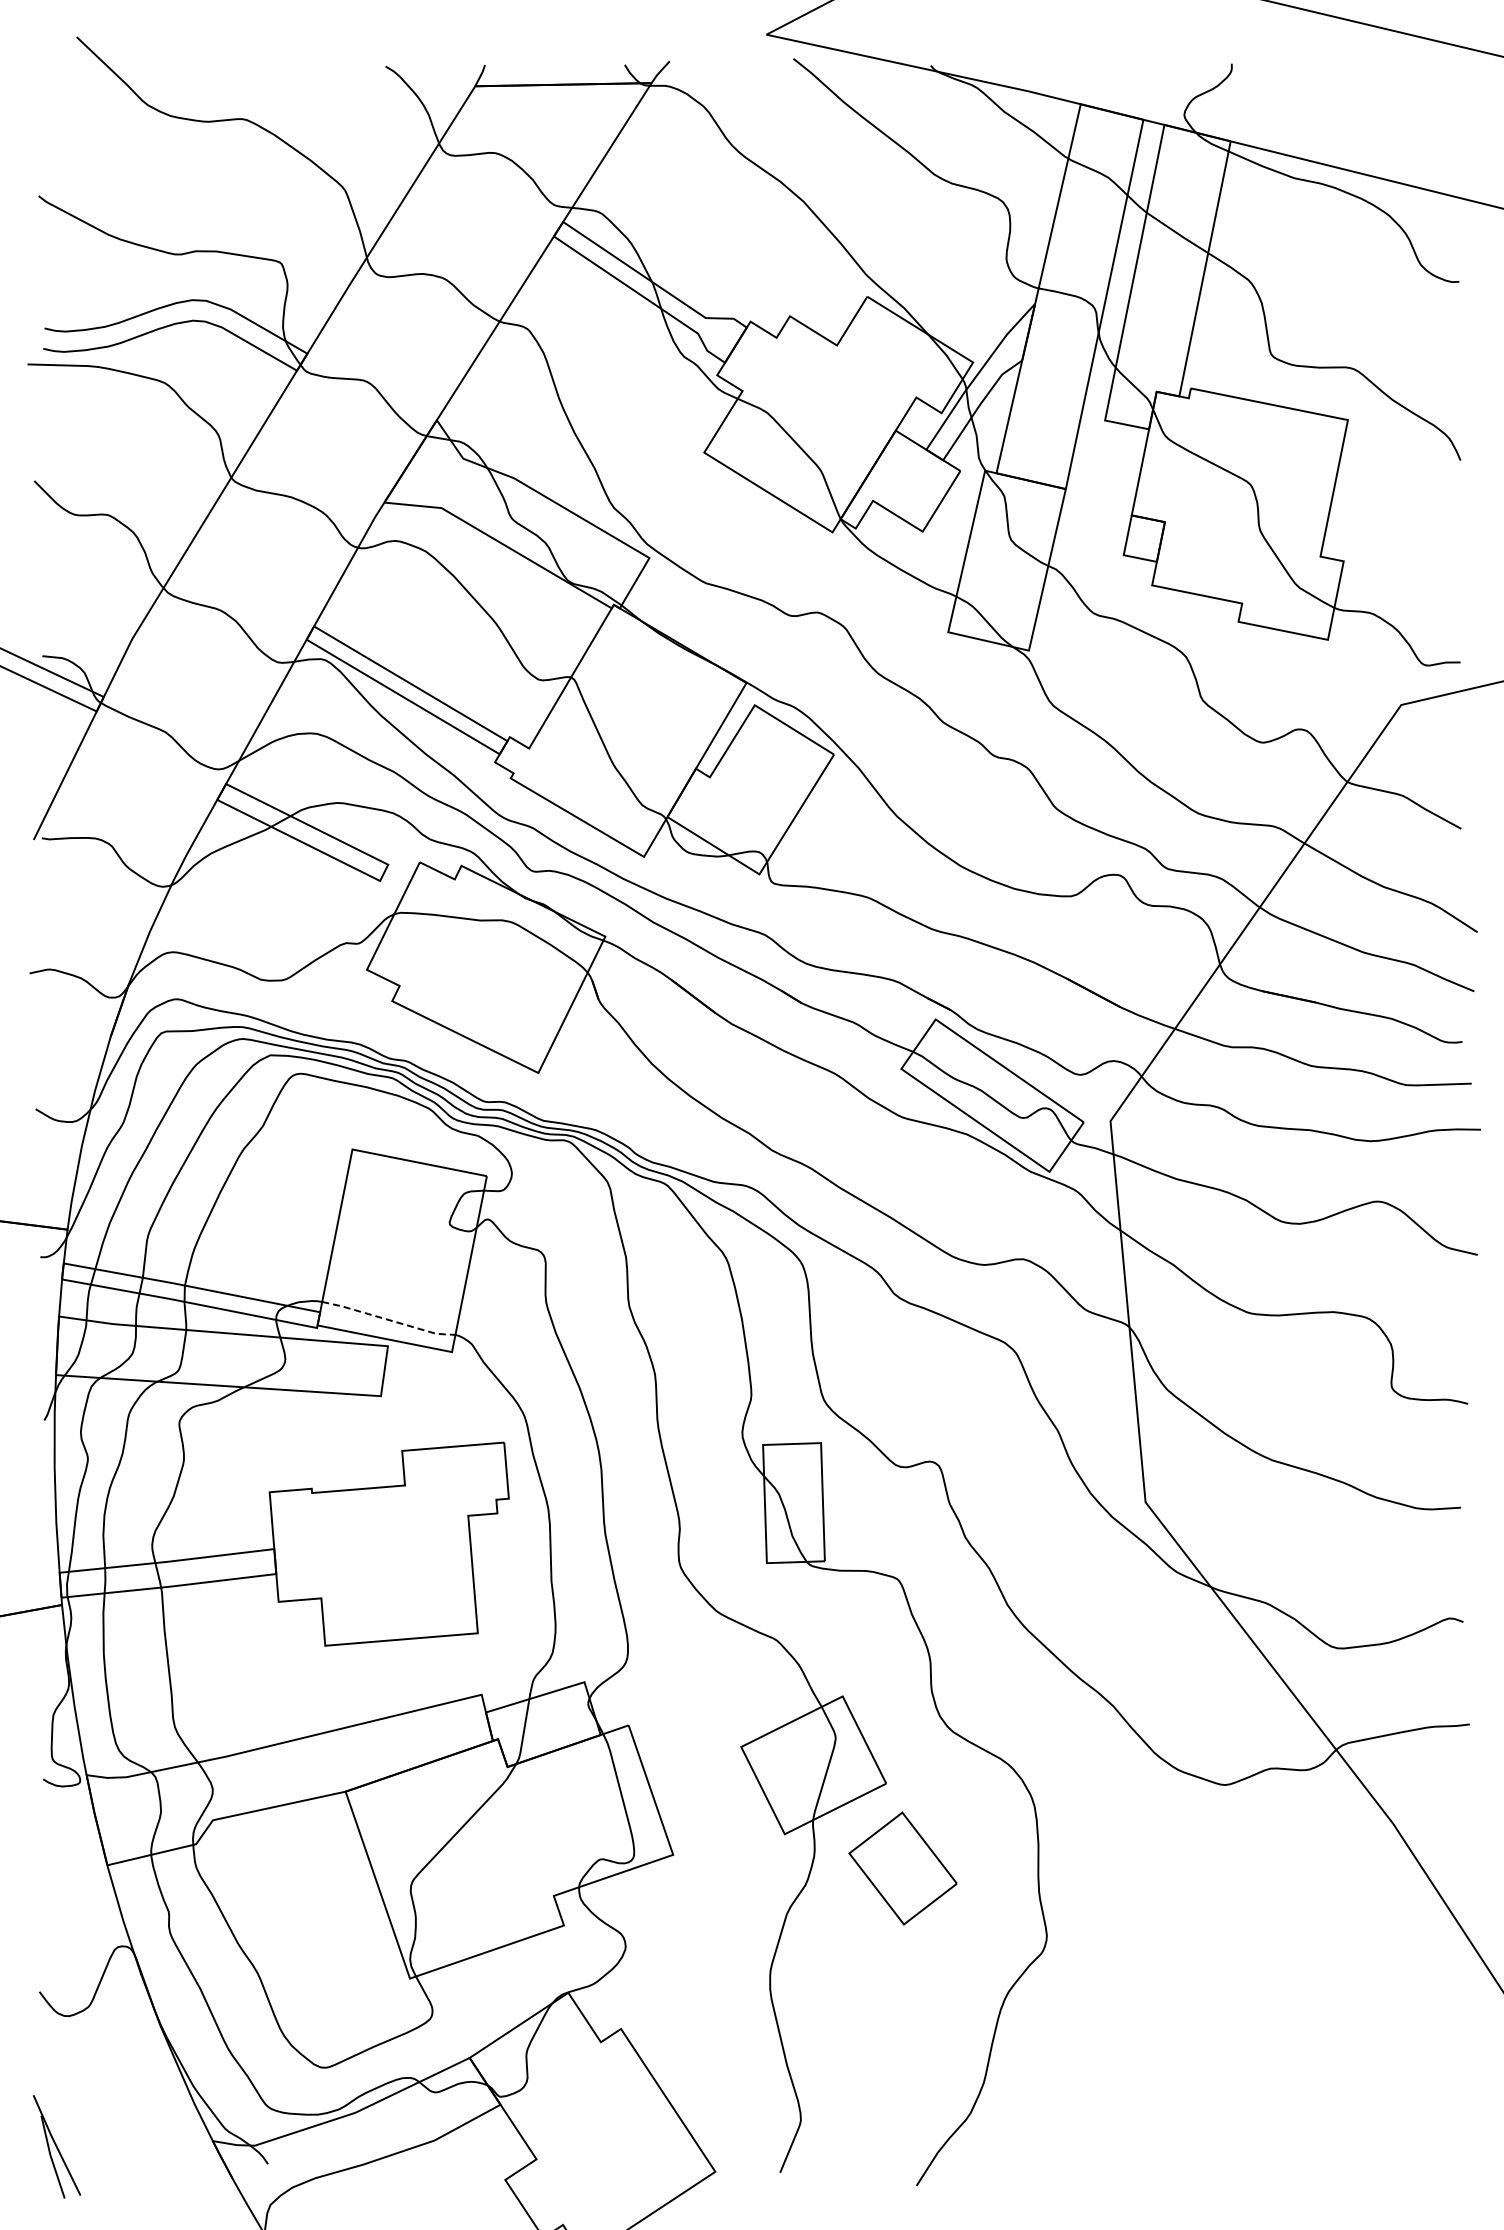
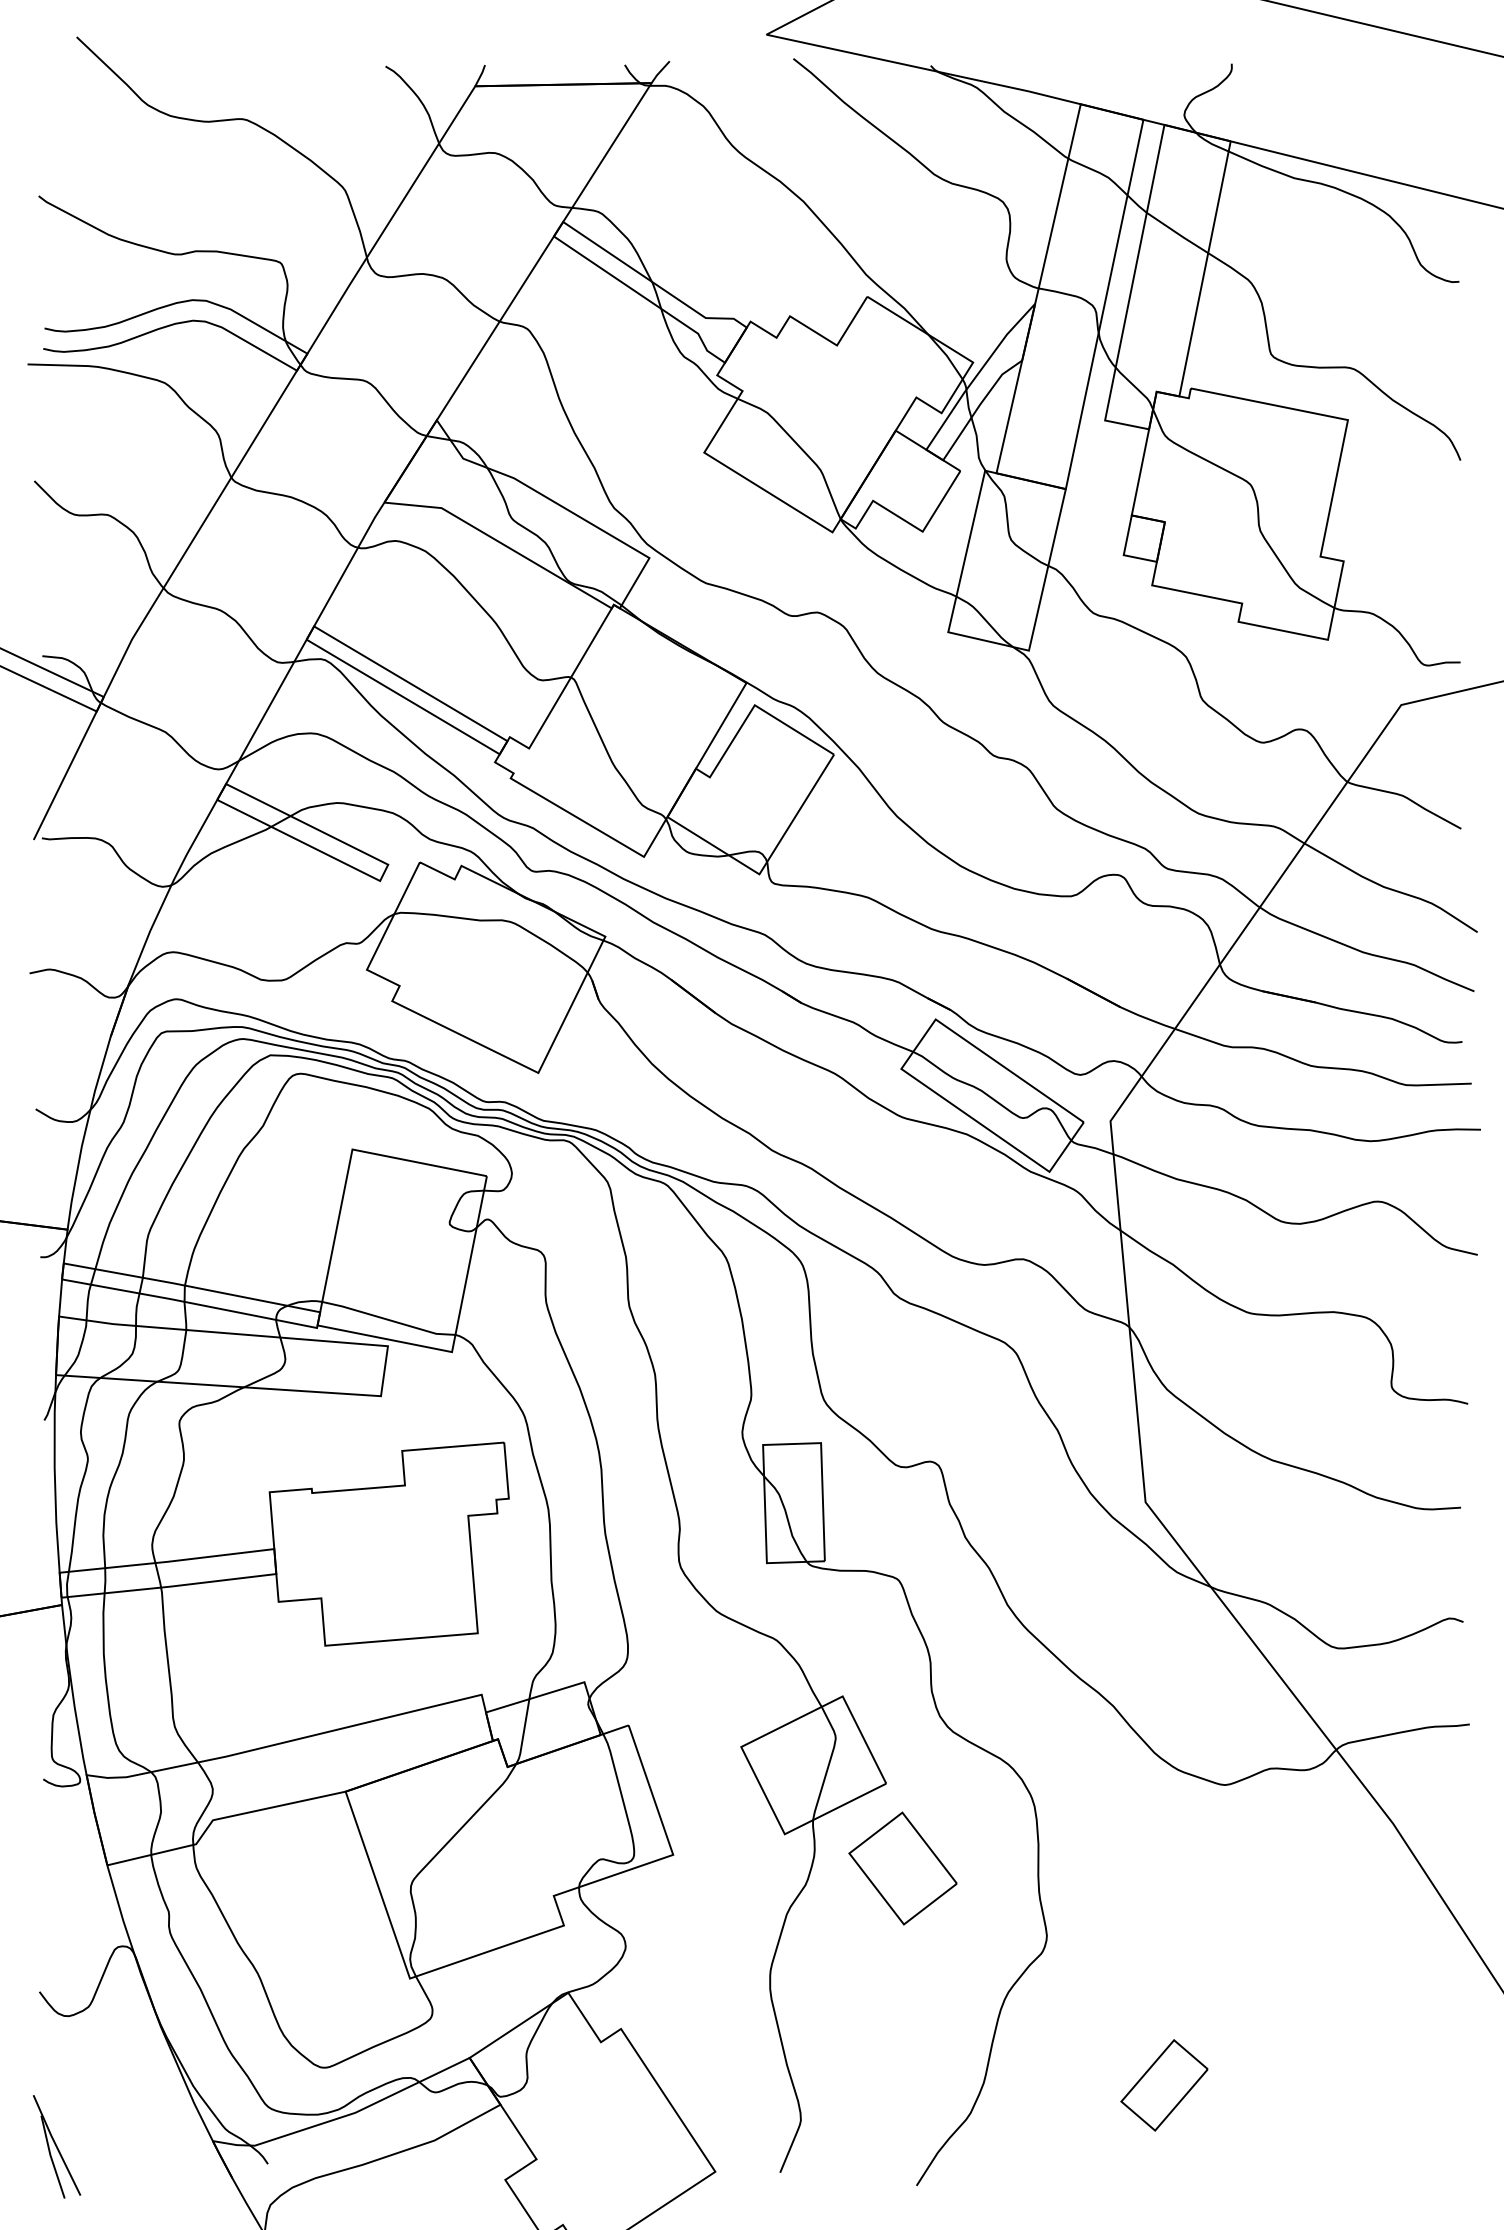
line: dashed -> solid (389, 1320)
part: none -> present (1164, 2085)
